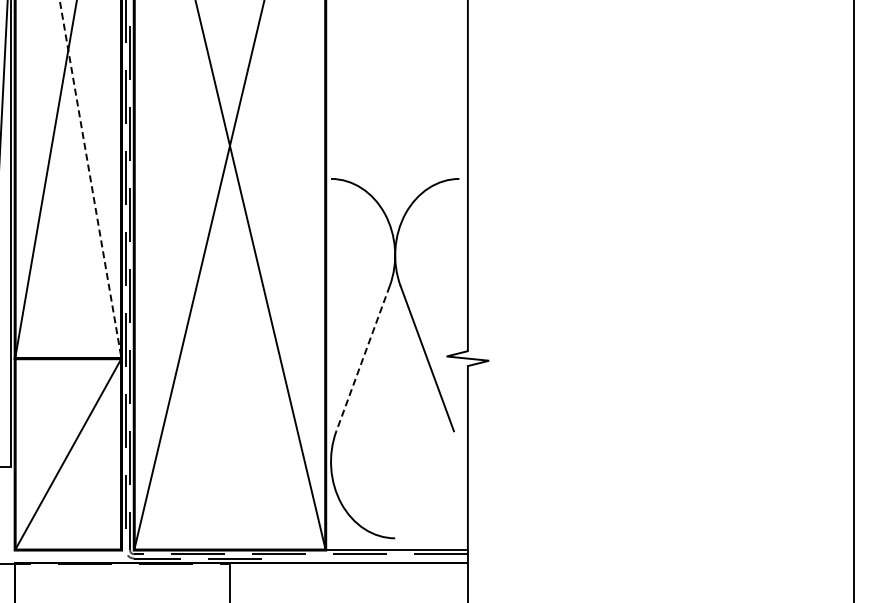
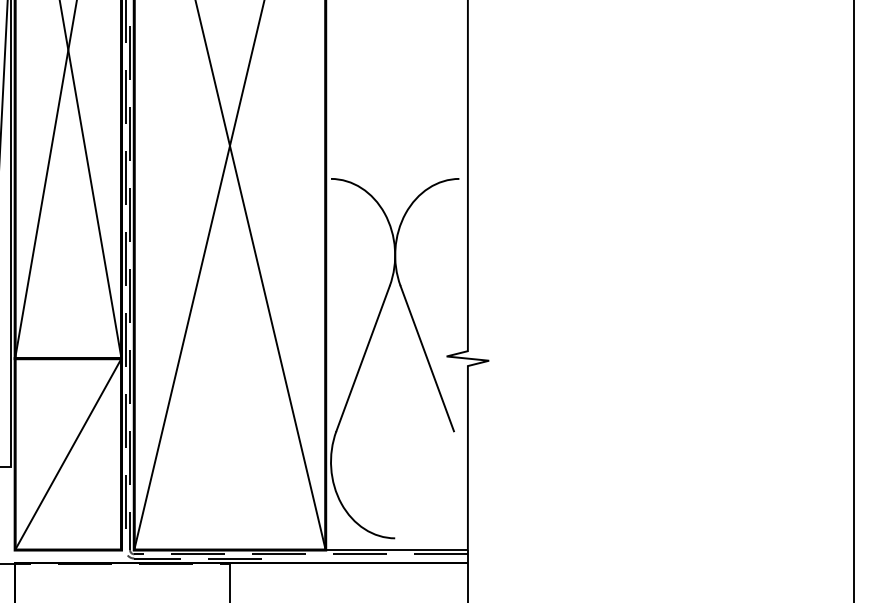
line: dashed -> solid (90, 180)
line: dashed -> solid (362, 359)
